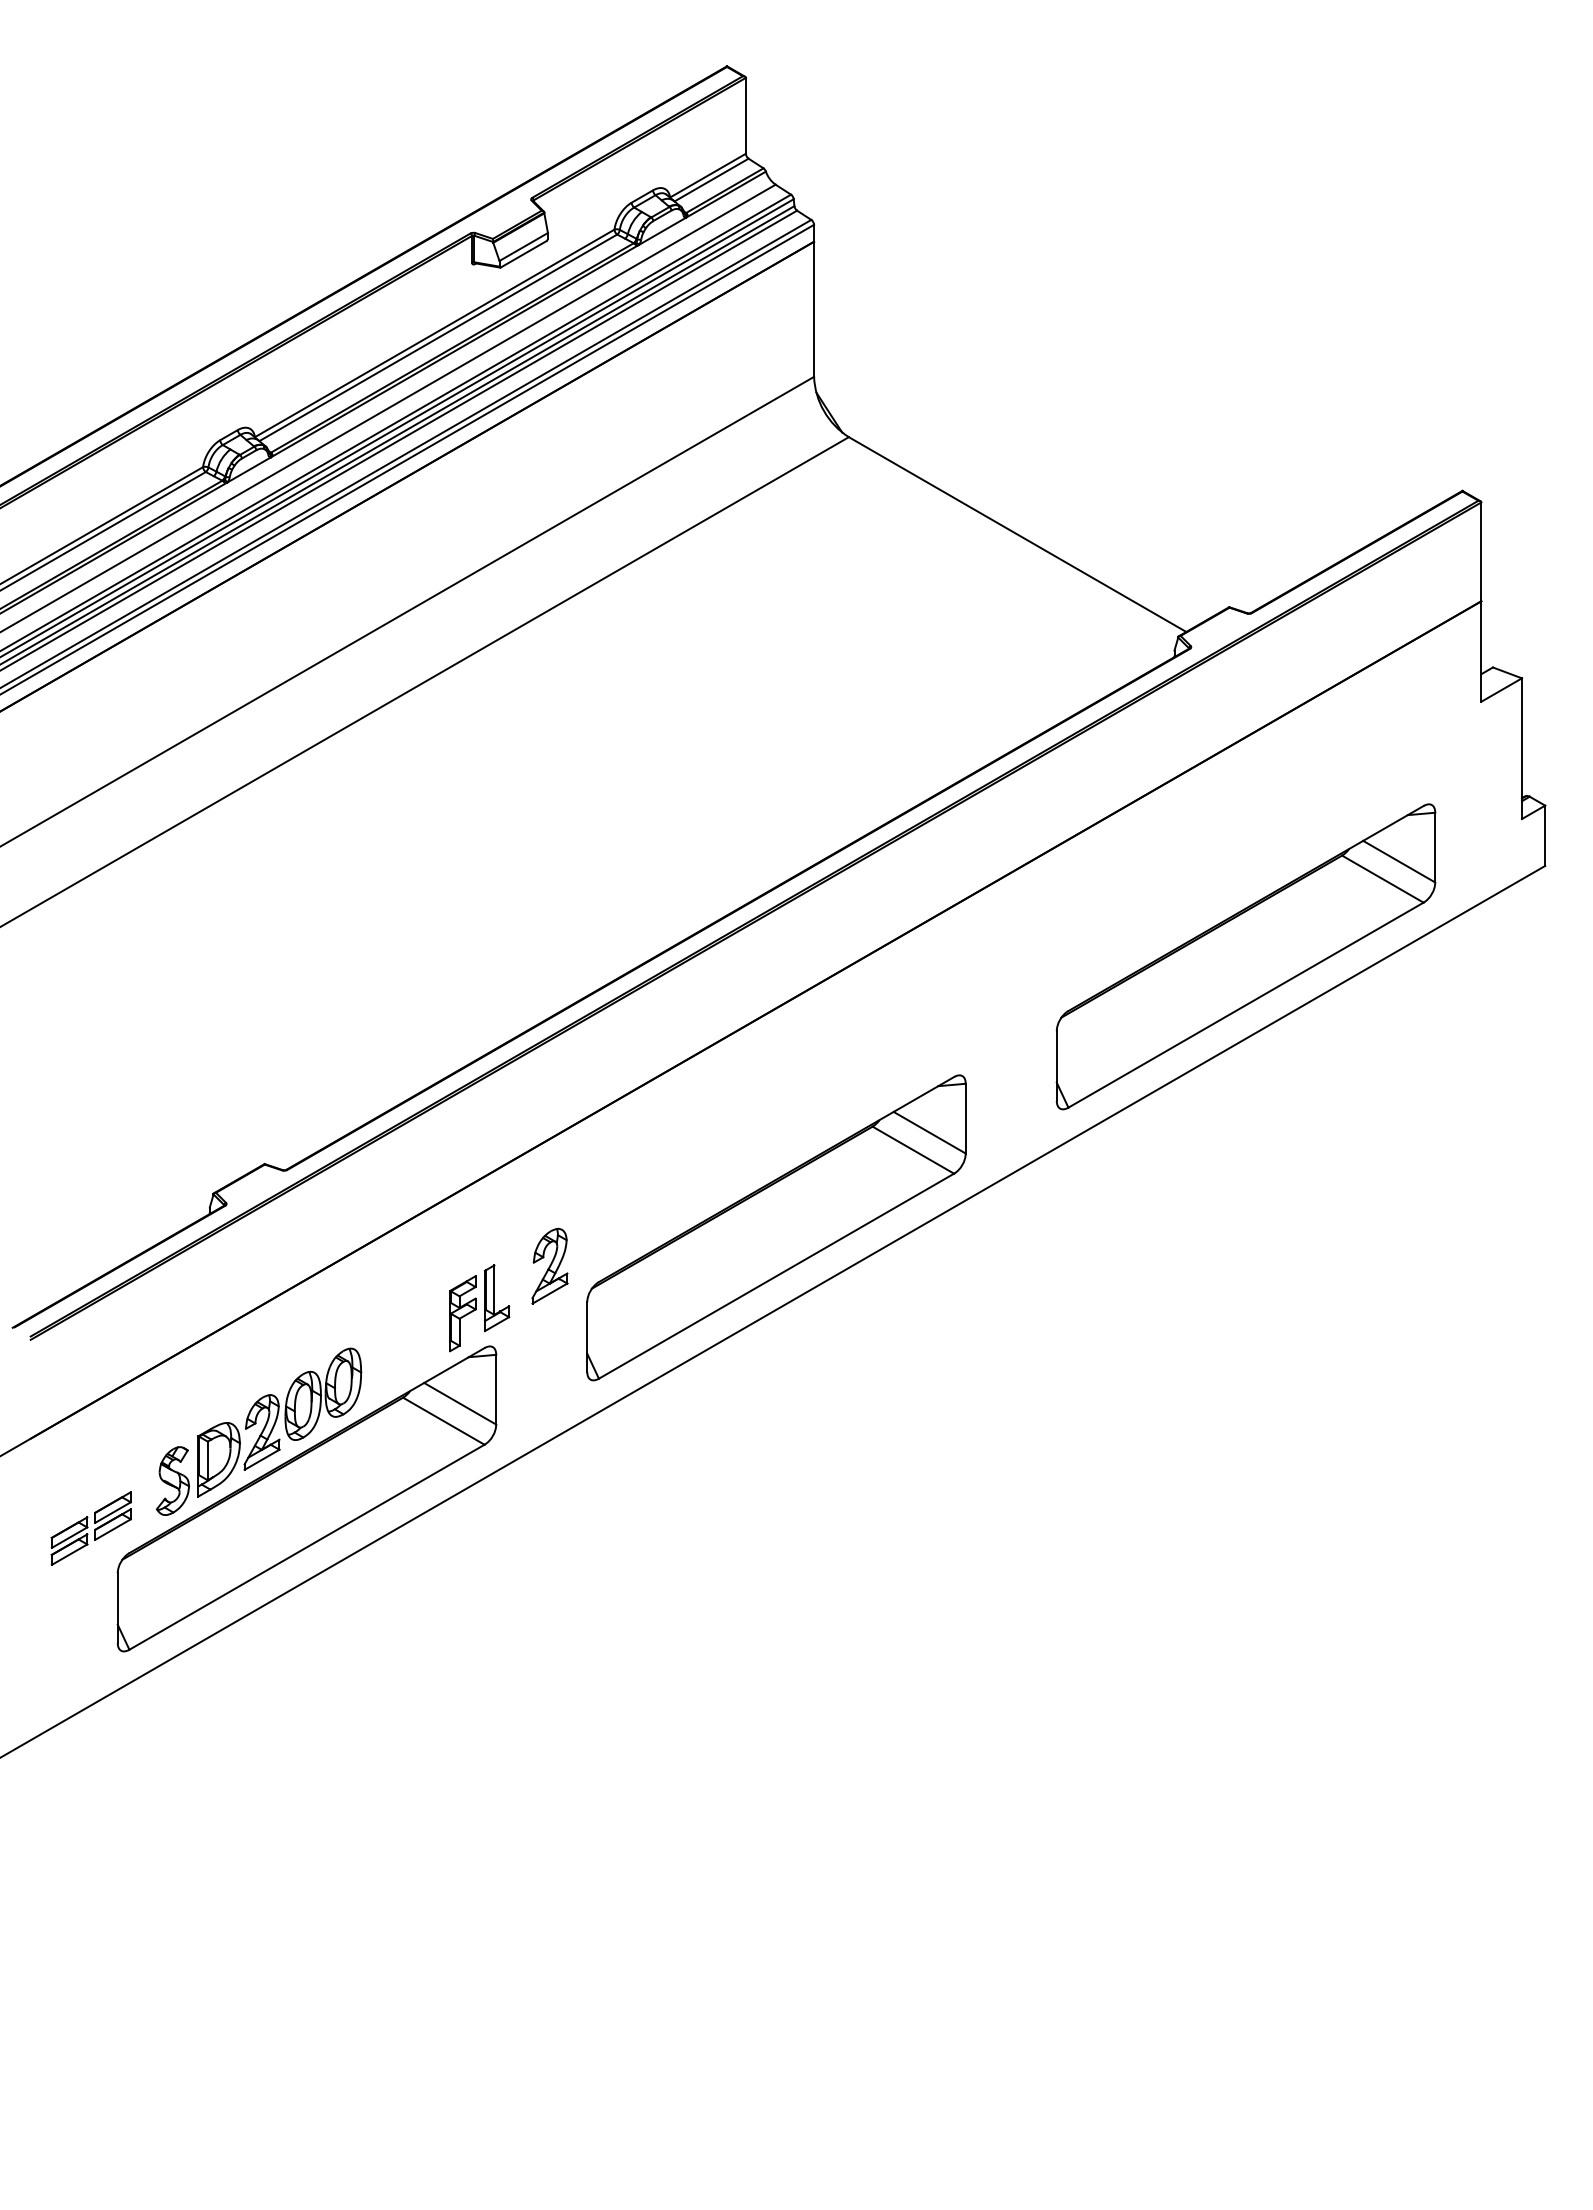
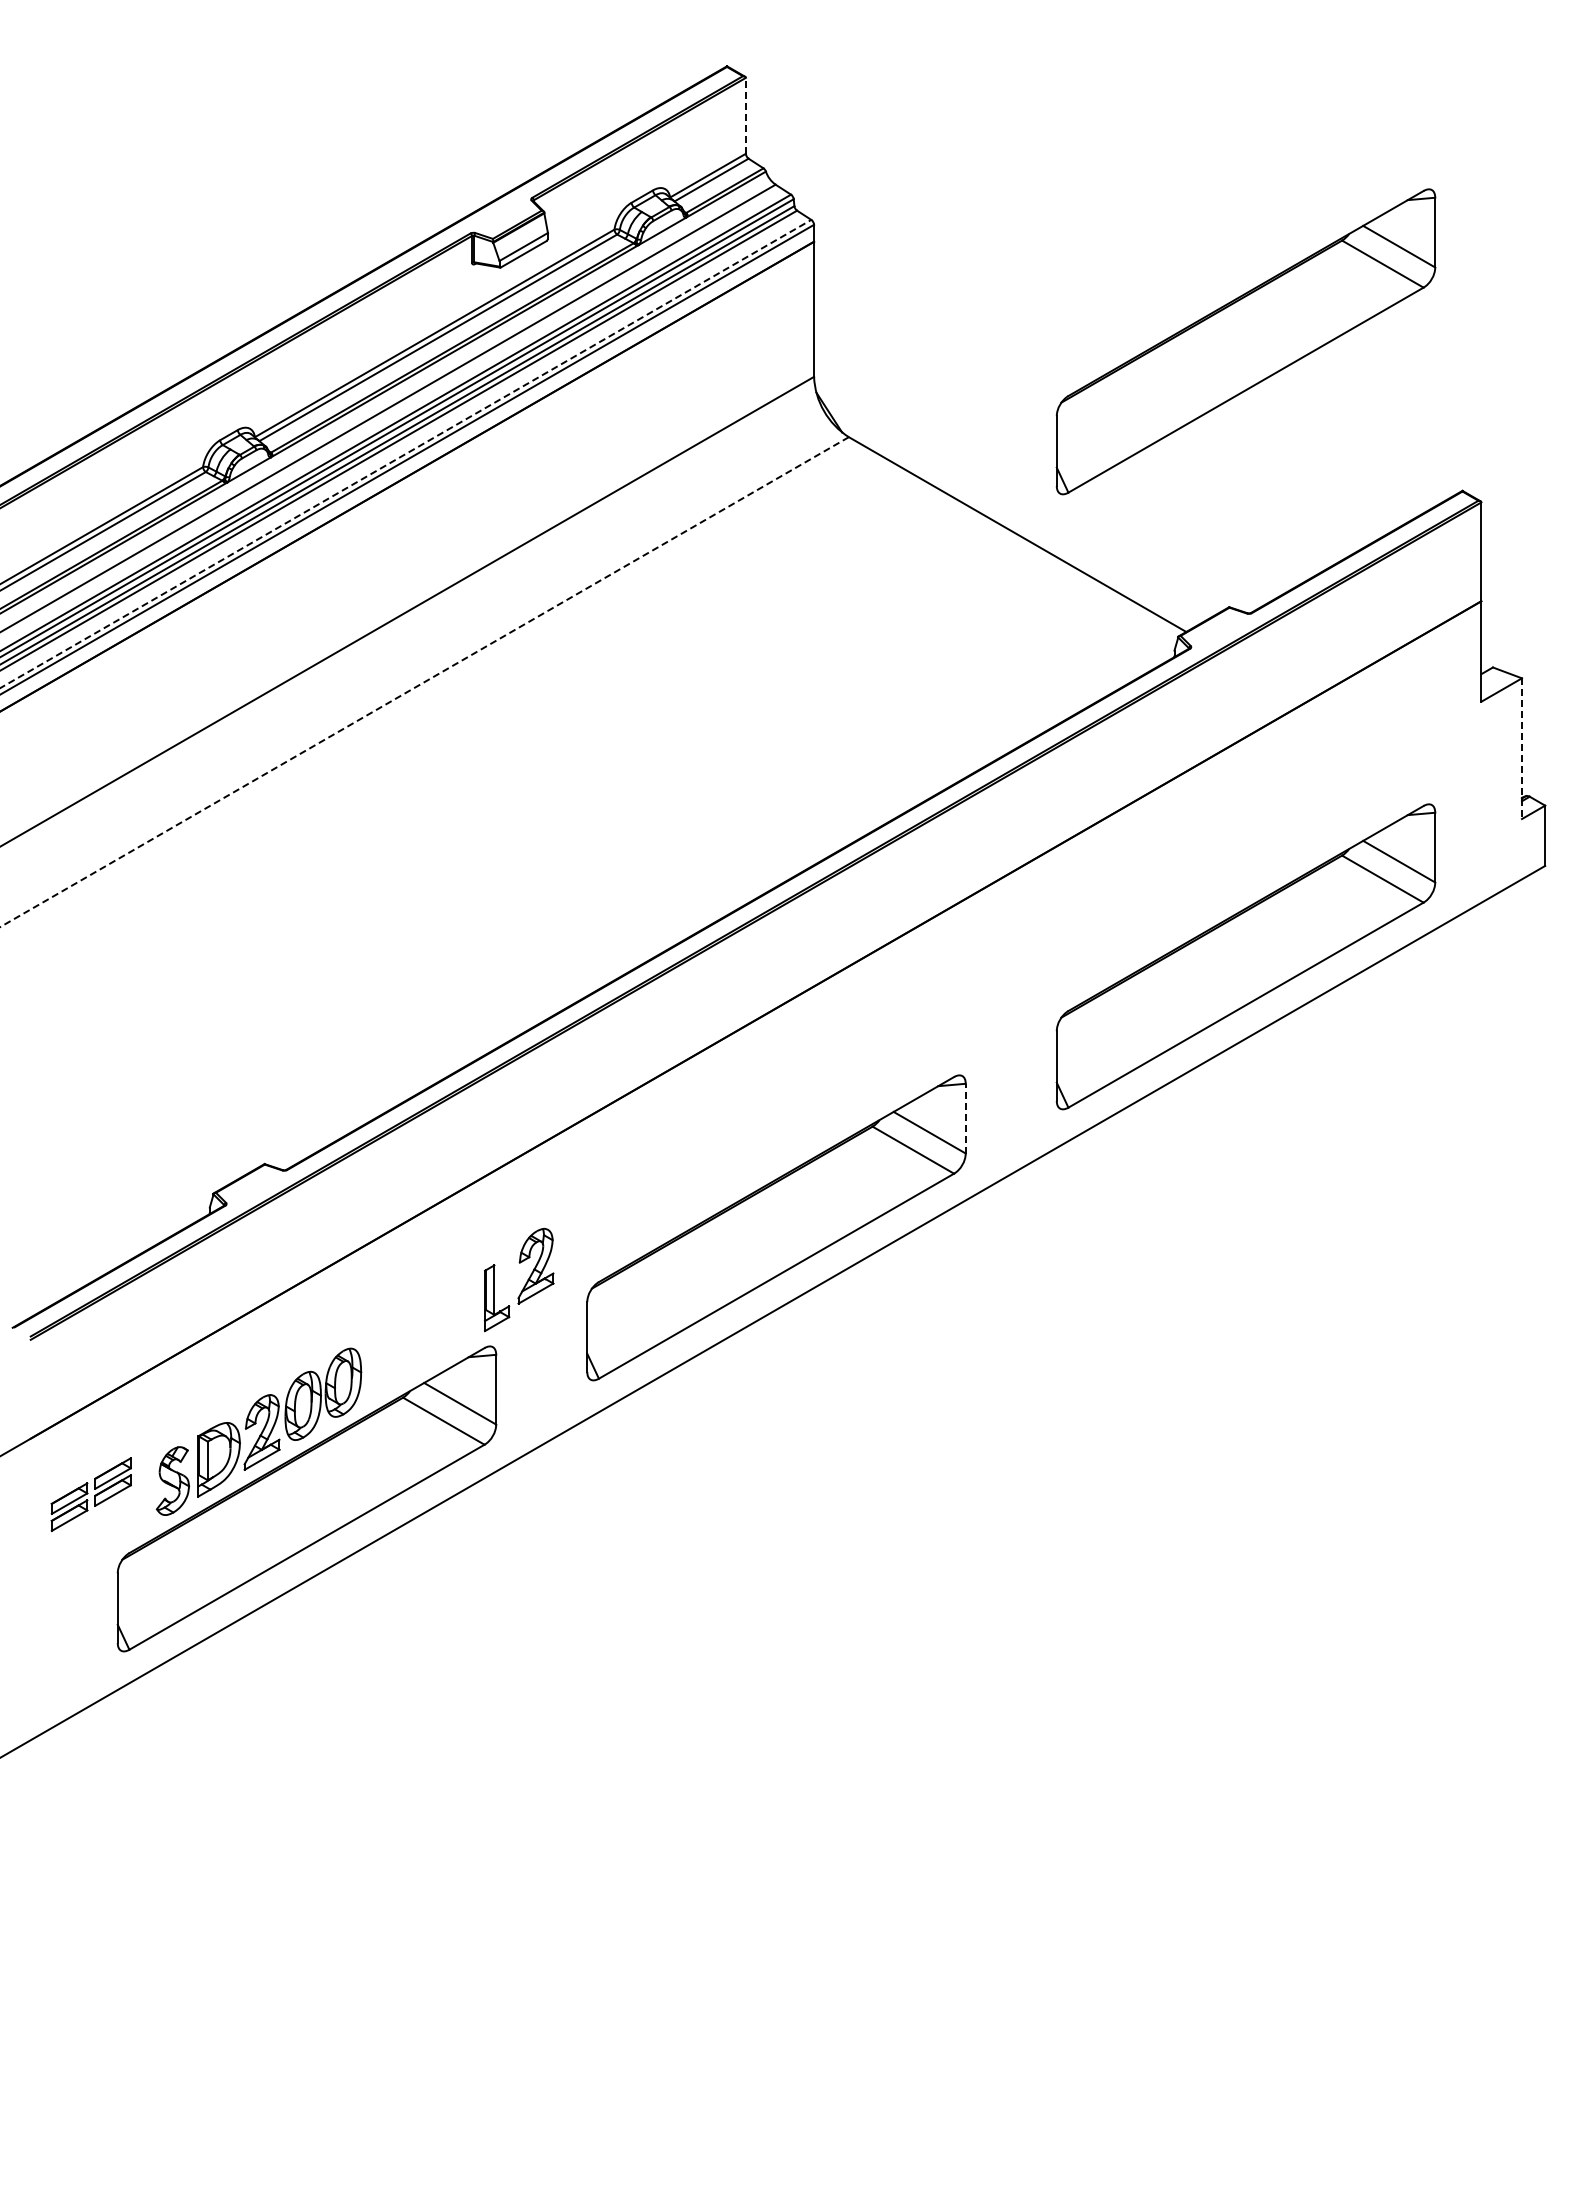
line: solid -> dashed (745, 115)
part: none -> present (1245, 341)
line: solid -> dashed (406, 453)
line: solid -> dashed (424, 682)
line: solid -> dashed (1521, 749)
line: solid -> dashed (965, 1118)
part position: (549, 1265) -> (535, 1265) (535, 1265)
part: present -> none (462, 1313)
part position: (90, 1528) -> (90, 1494) (90, 1494)
